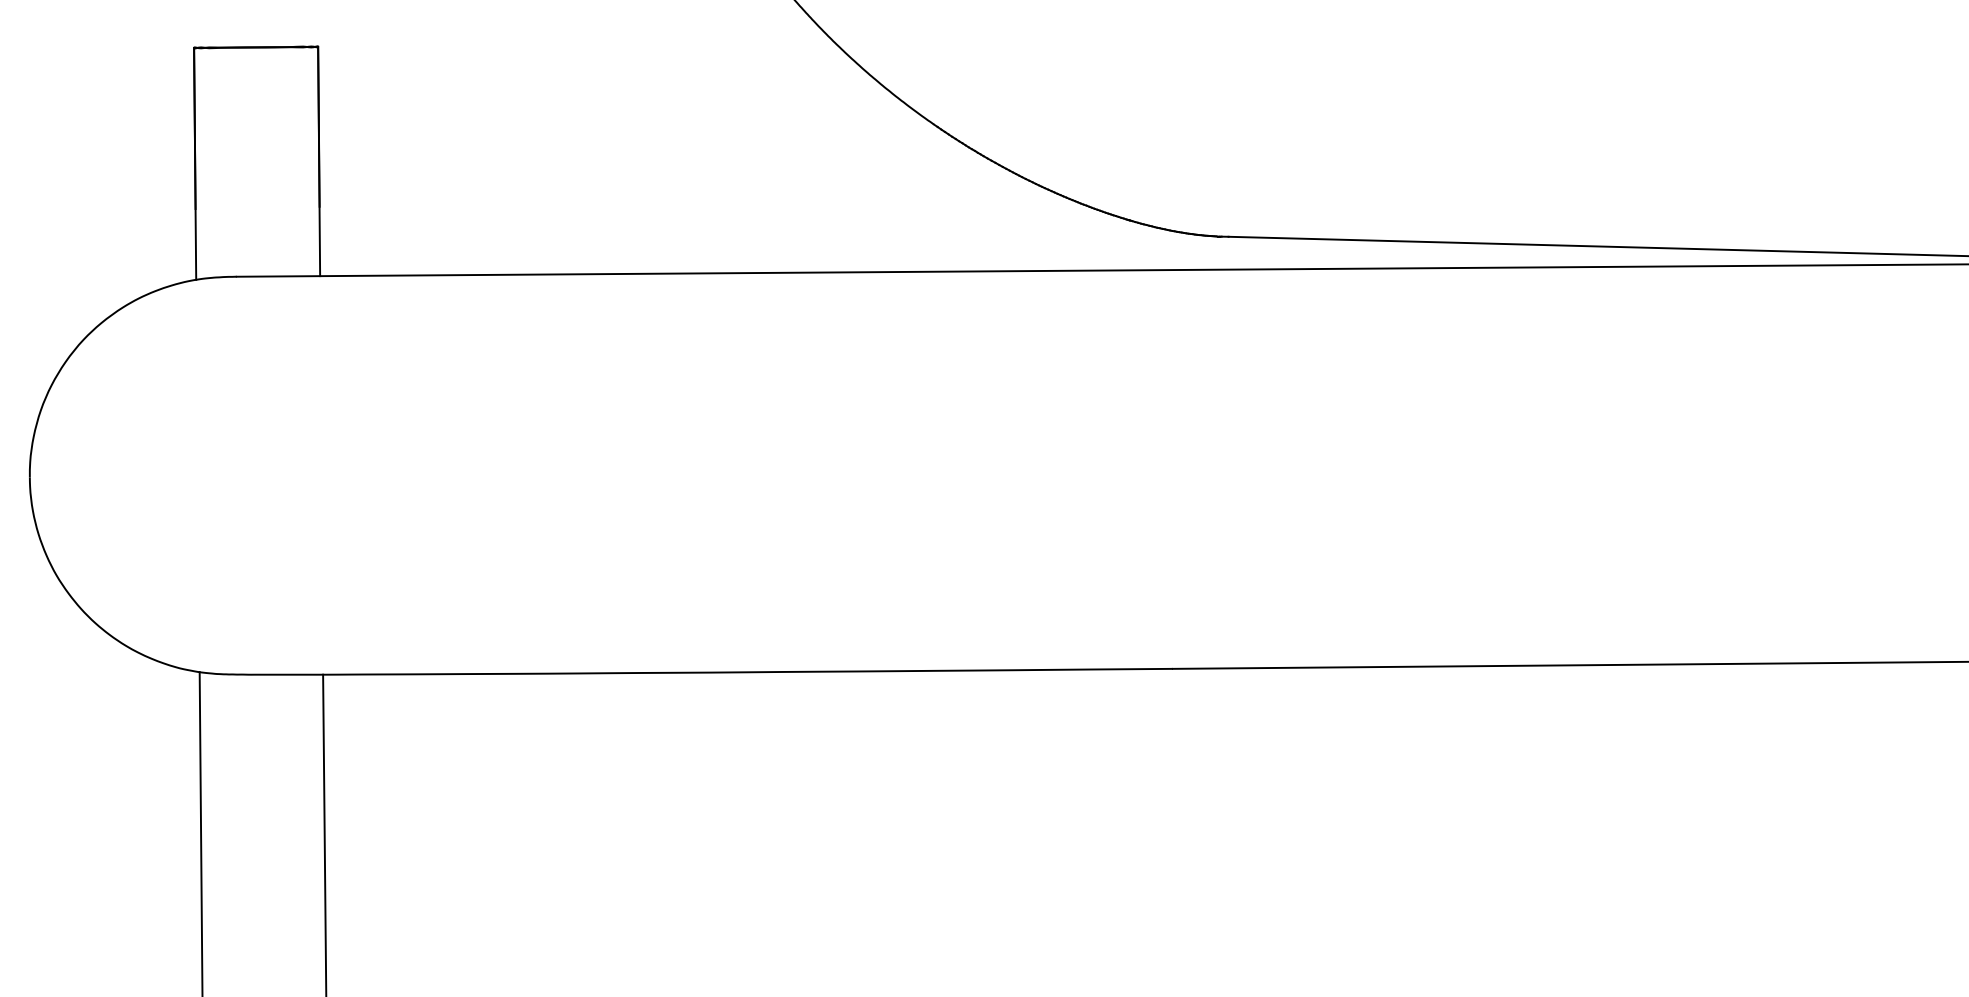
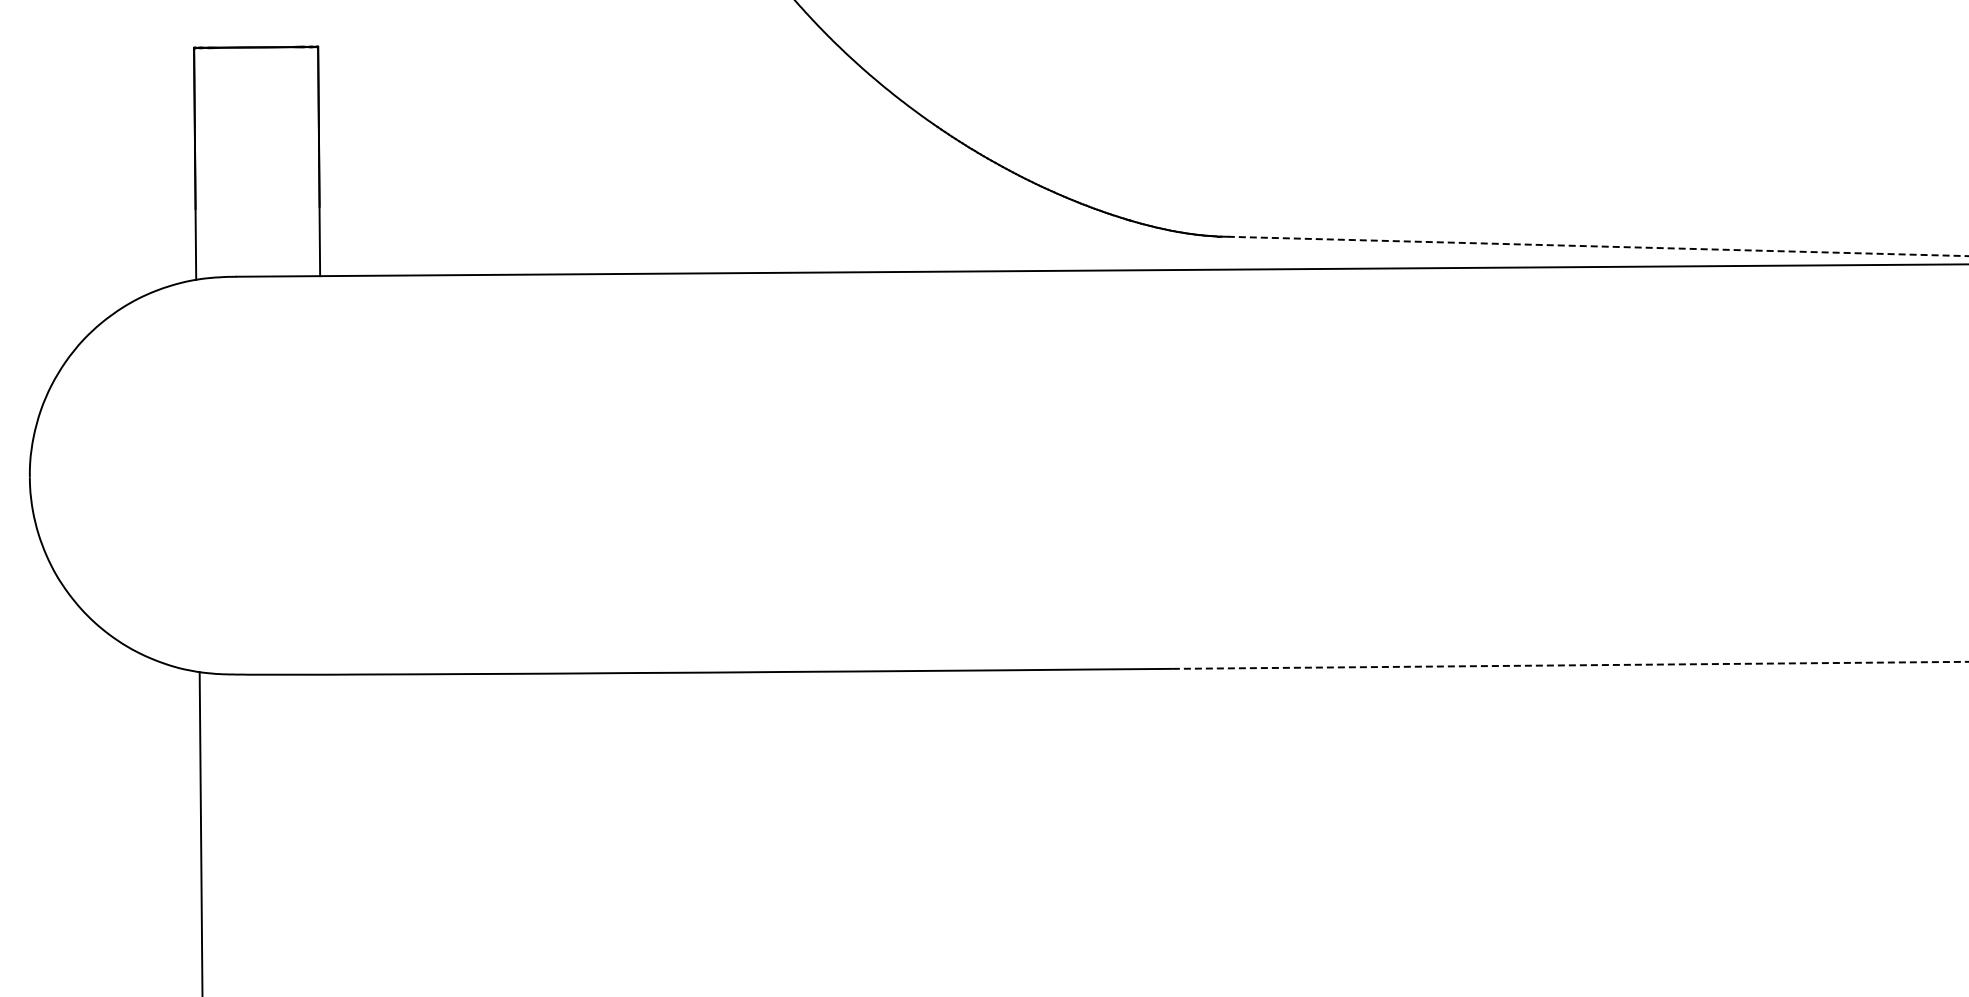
line: solid -> dashed (1598, 246)
line: solid -> dashed (1570, 665)
line: present -> none (324, 833)
